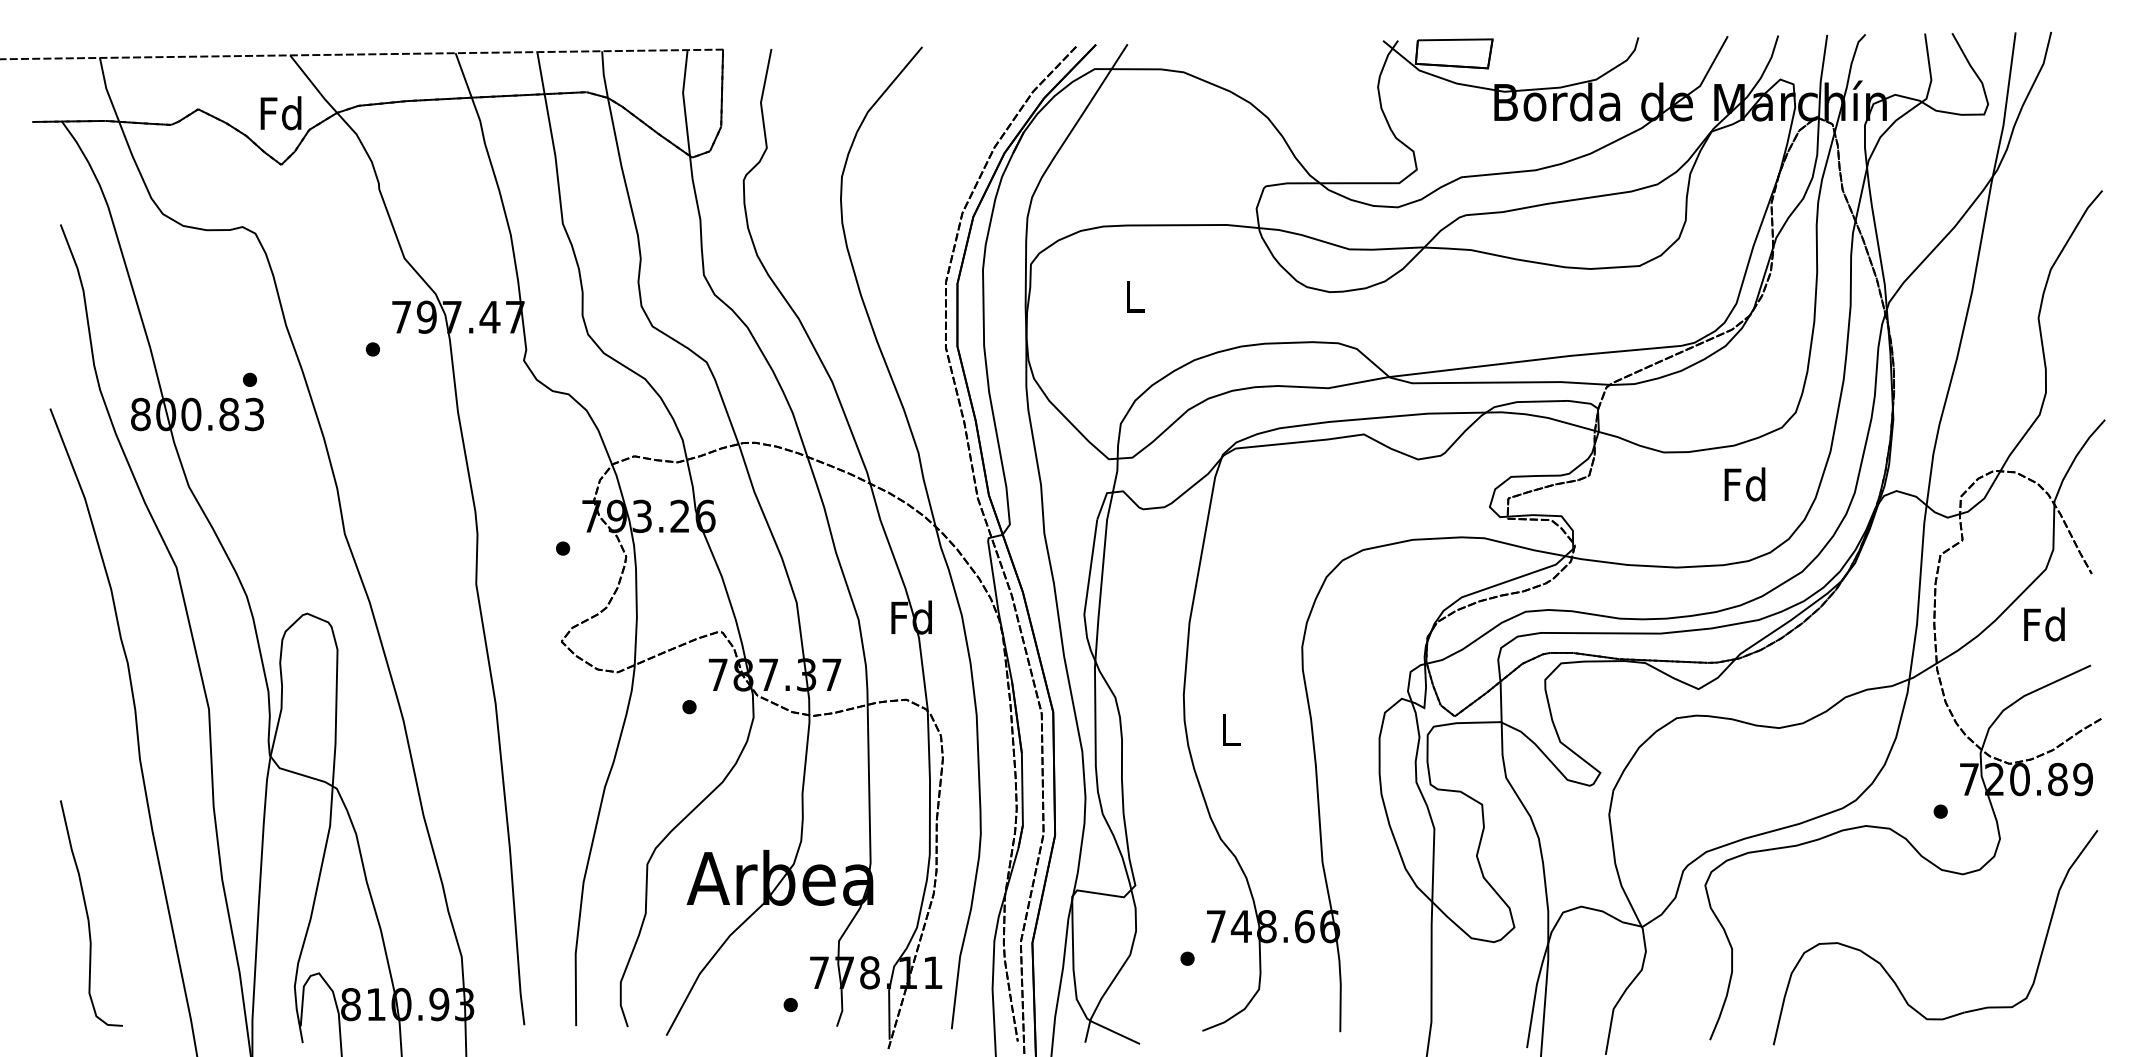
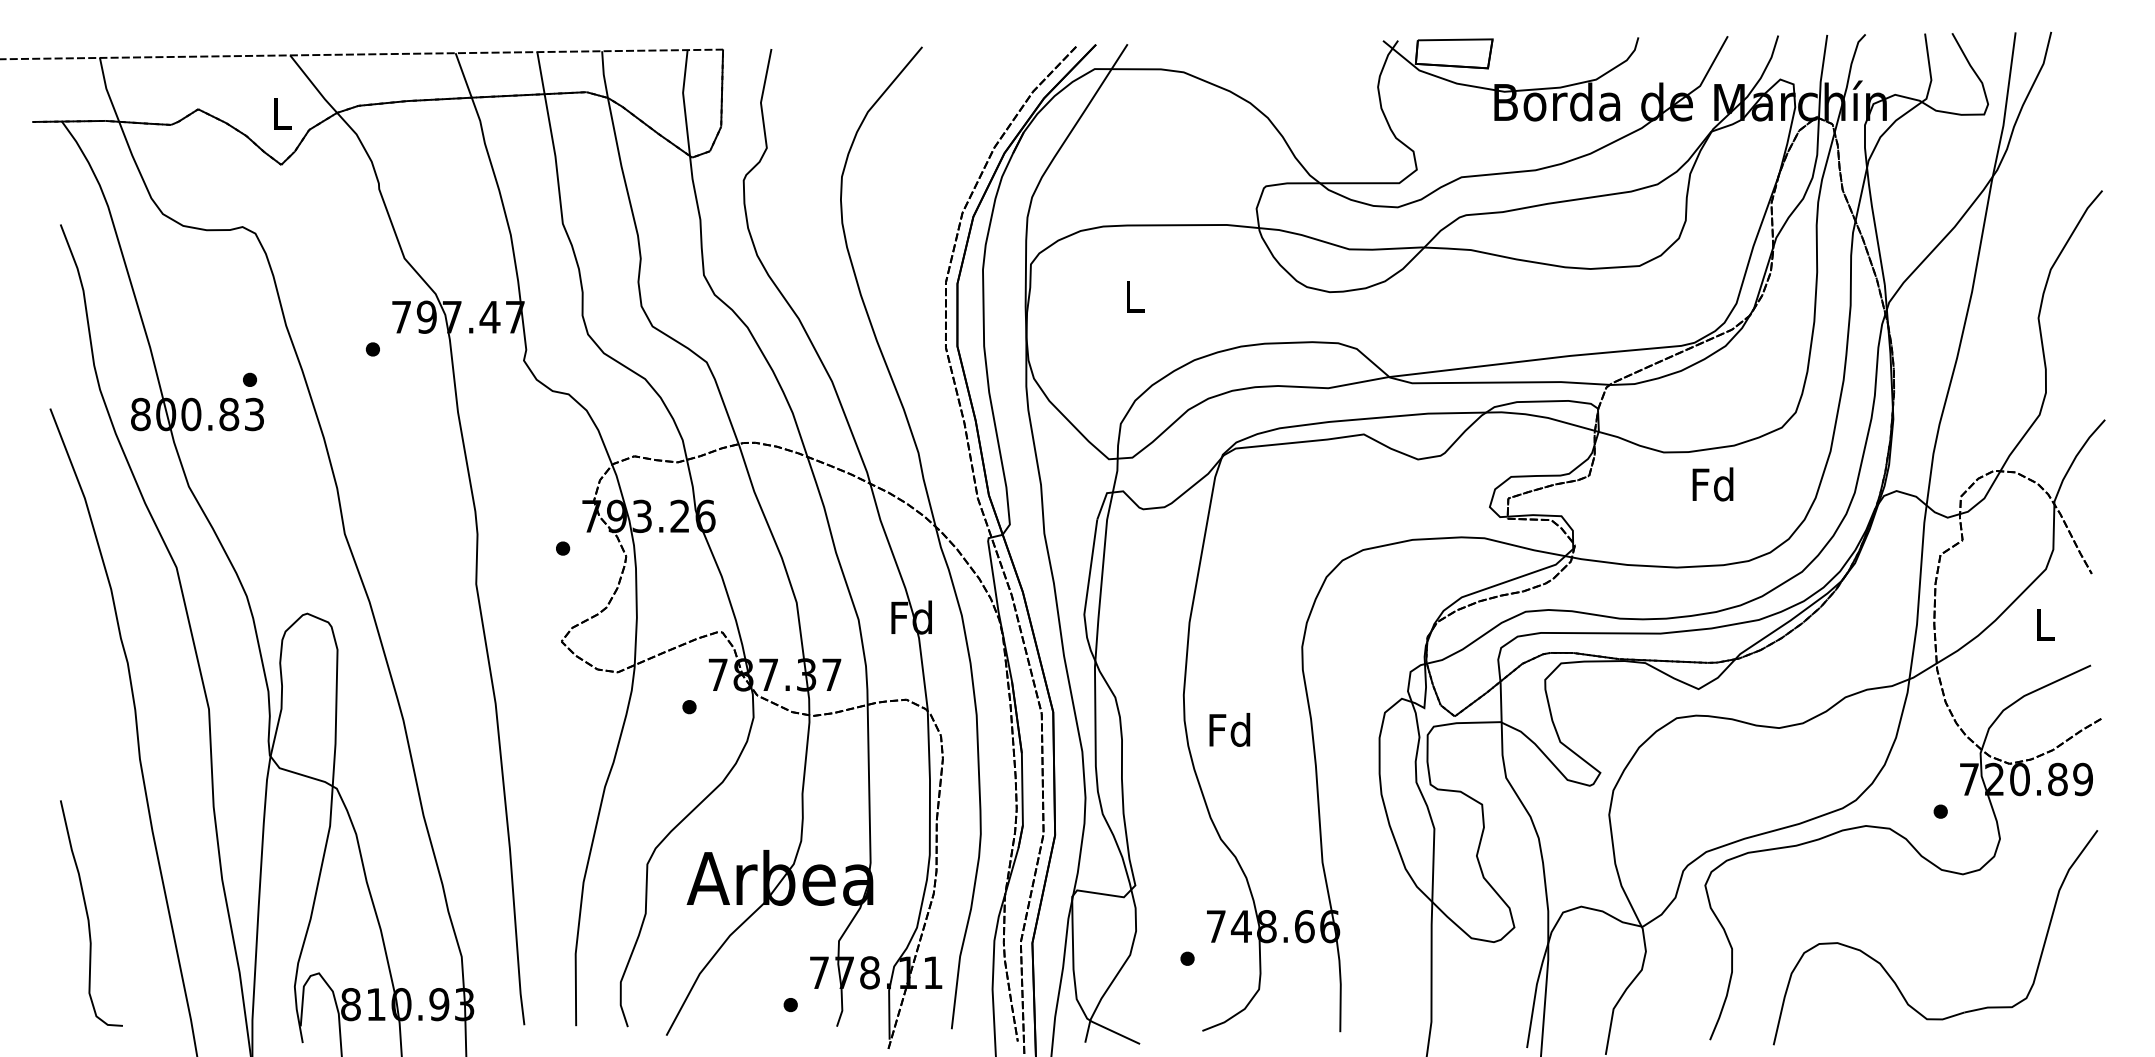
text: Fd -> L (280, 113)
text position: (1744, 484) -> (1712, 484) (1712, 484)
text: Fd -> L (2044, 624)
text: L -> Fd (1229, 729)
